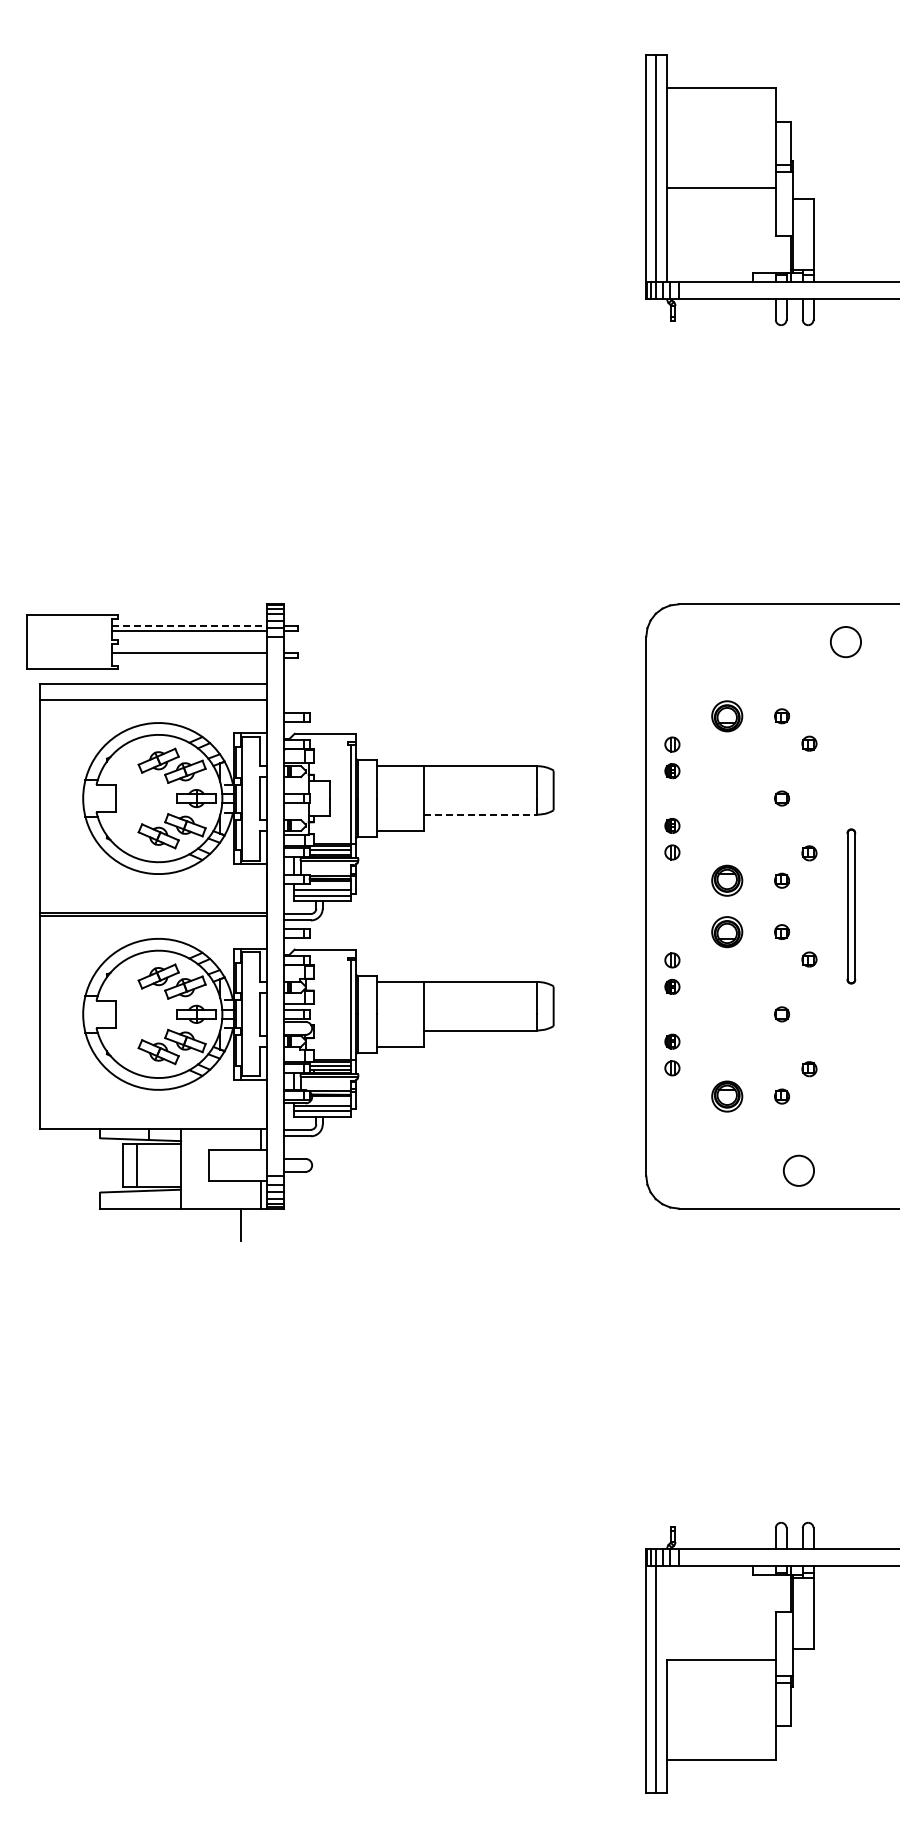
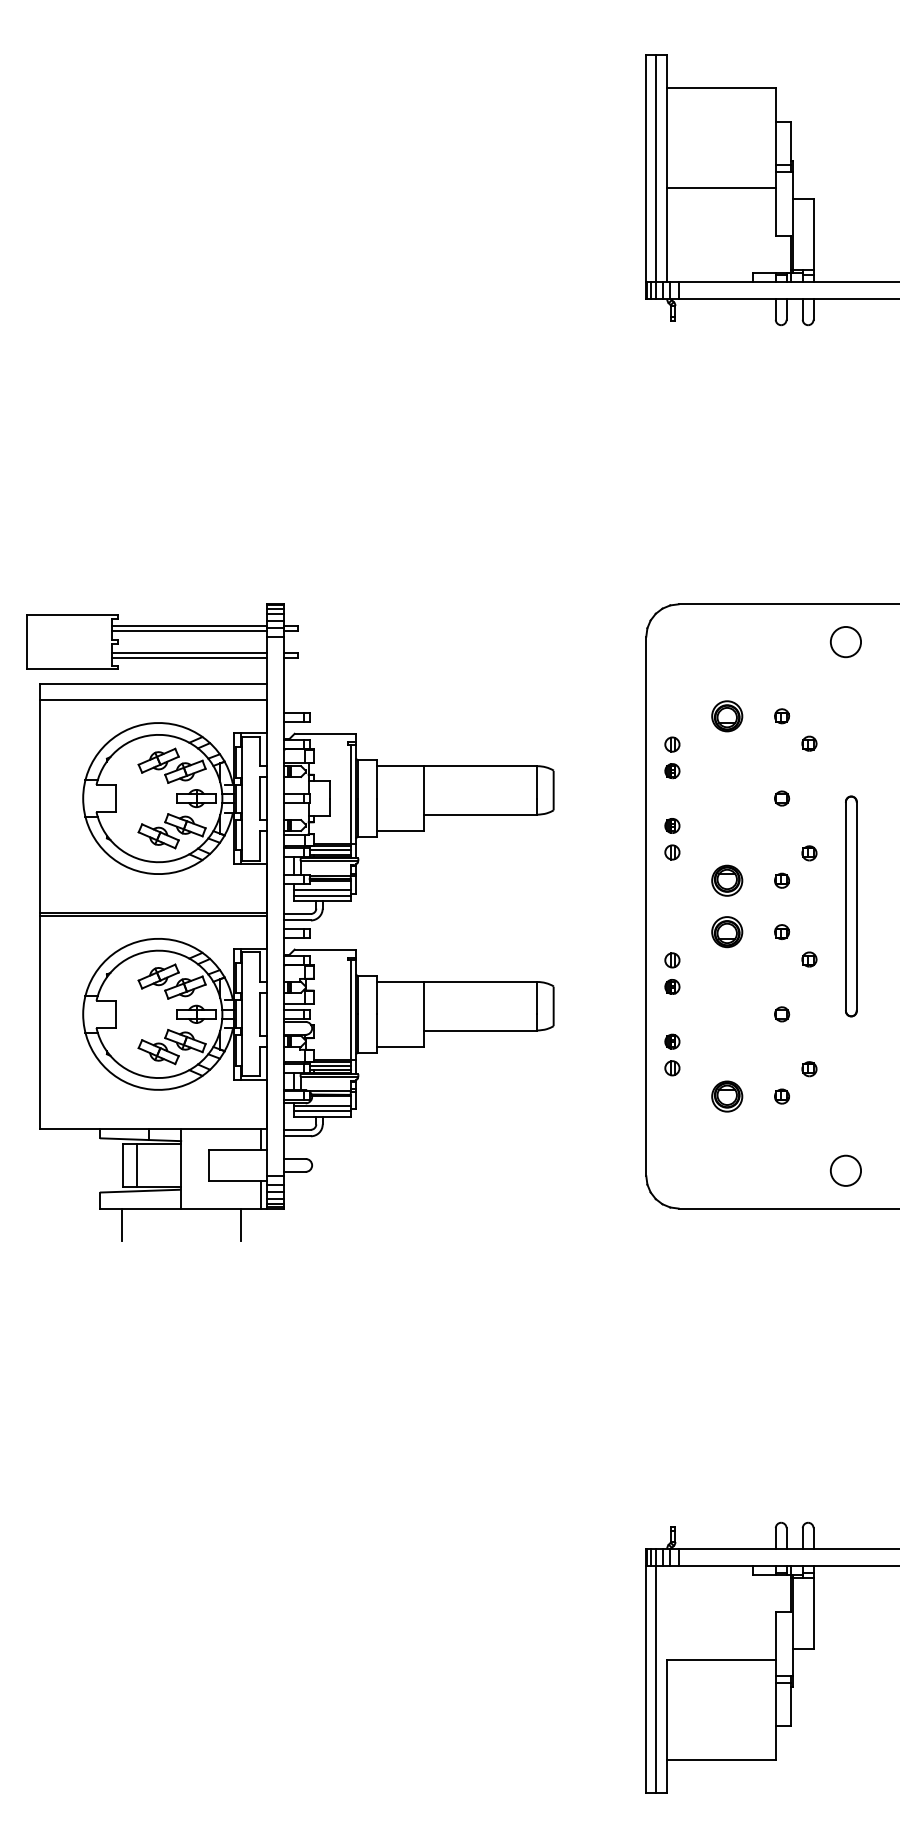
line: dashed -> solid (189, 625)
line: none -> present (189, 658)
line: dashed -> solid (480, 814)
part size: 11x157 px -> 13x223 px (851, 906)
circle position: (798, 1170) -> (845, 1170) (845, 1170)
line: none -> present (121, 1224)
